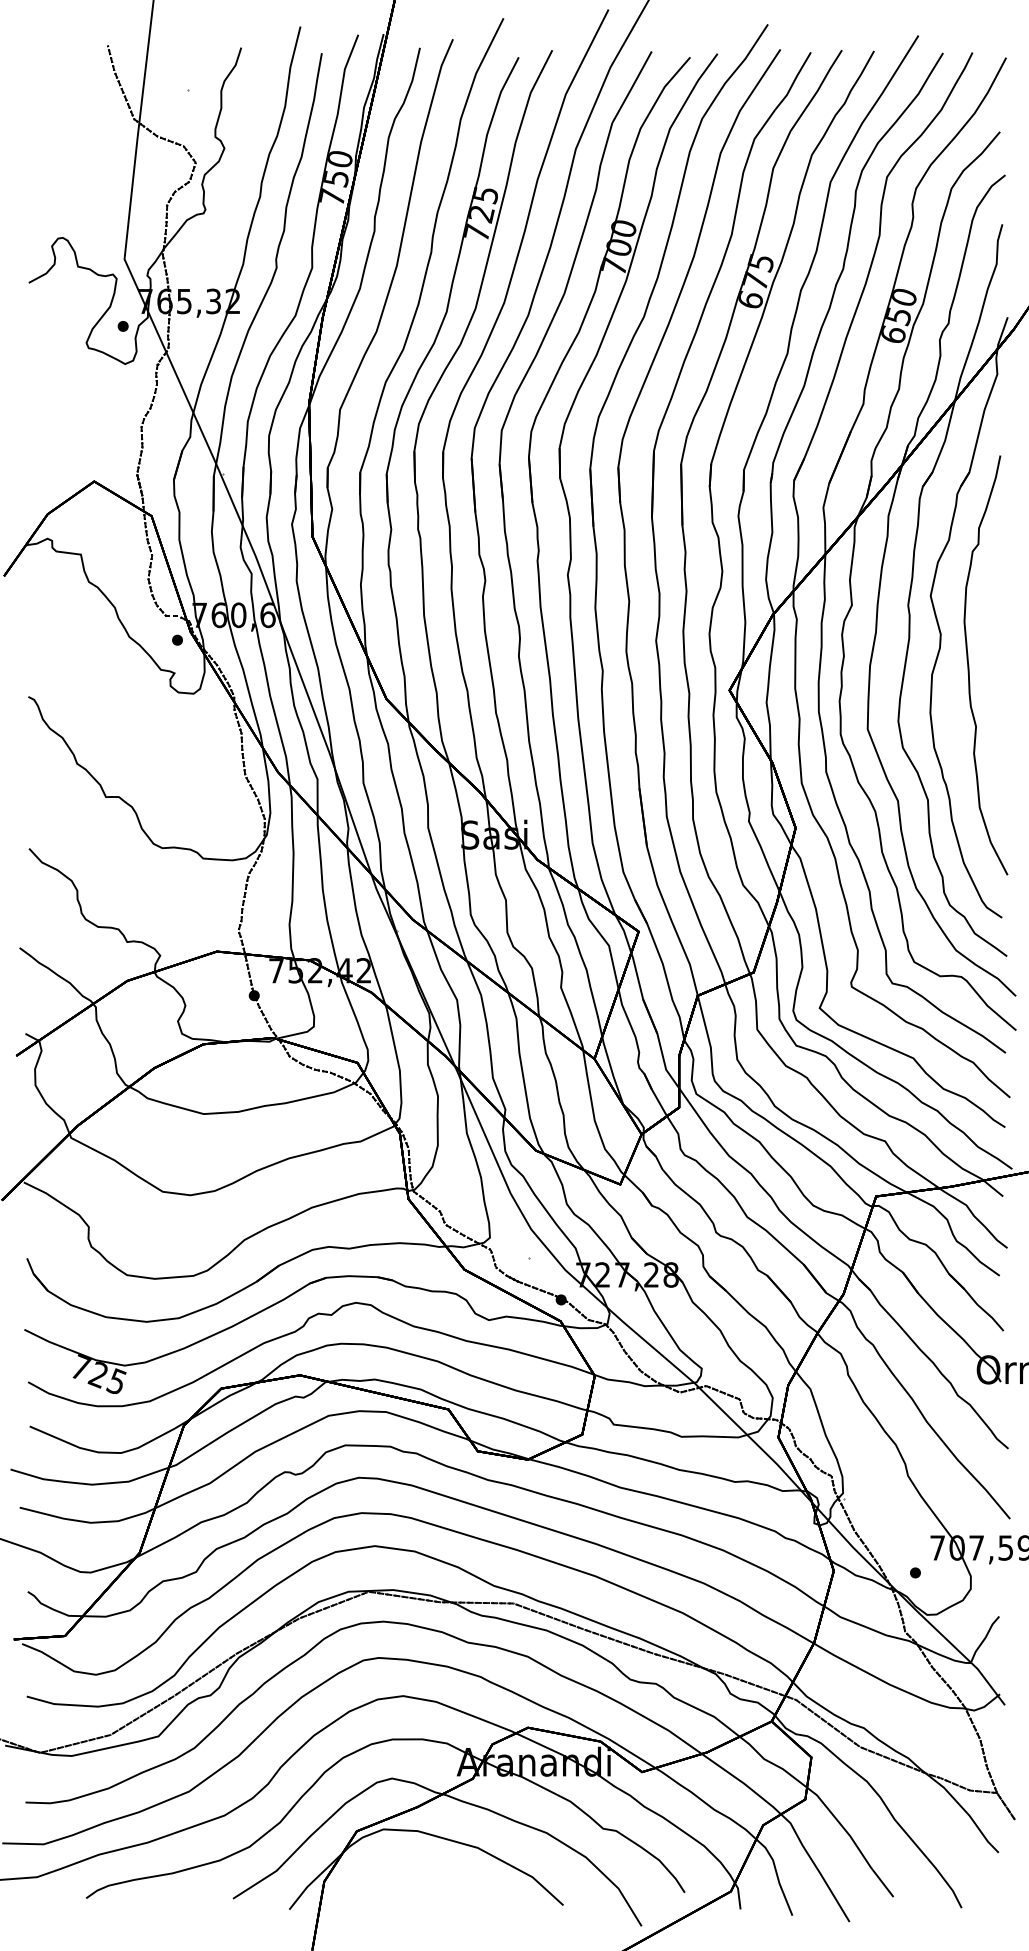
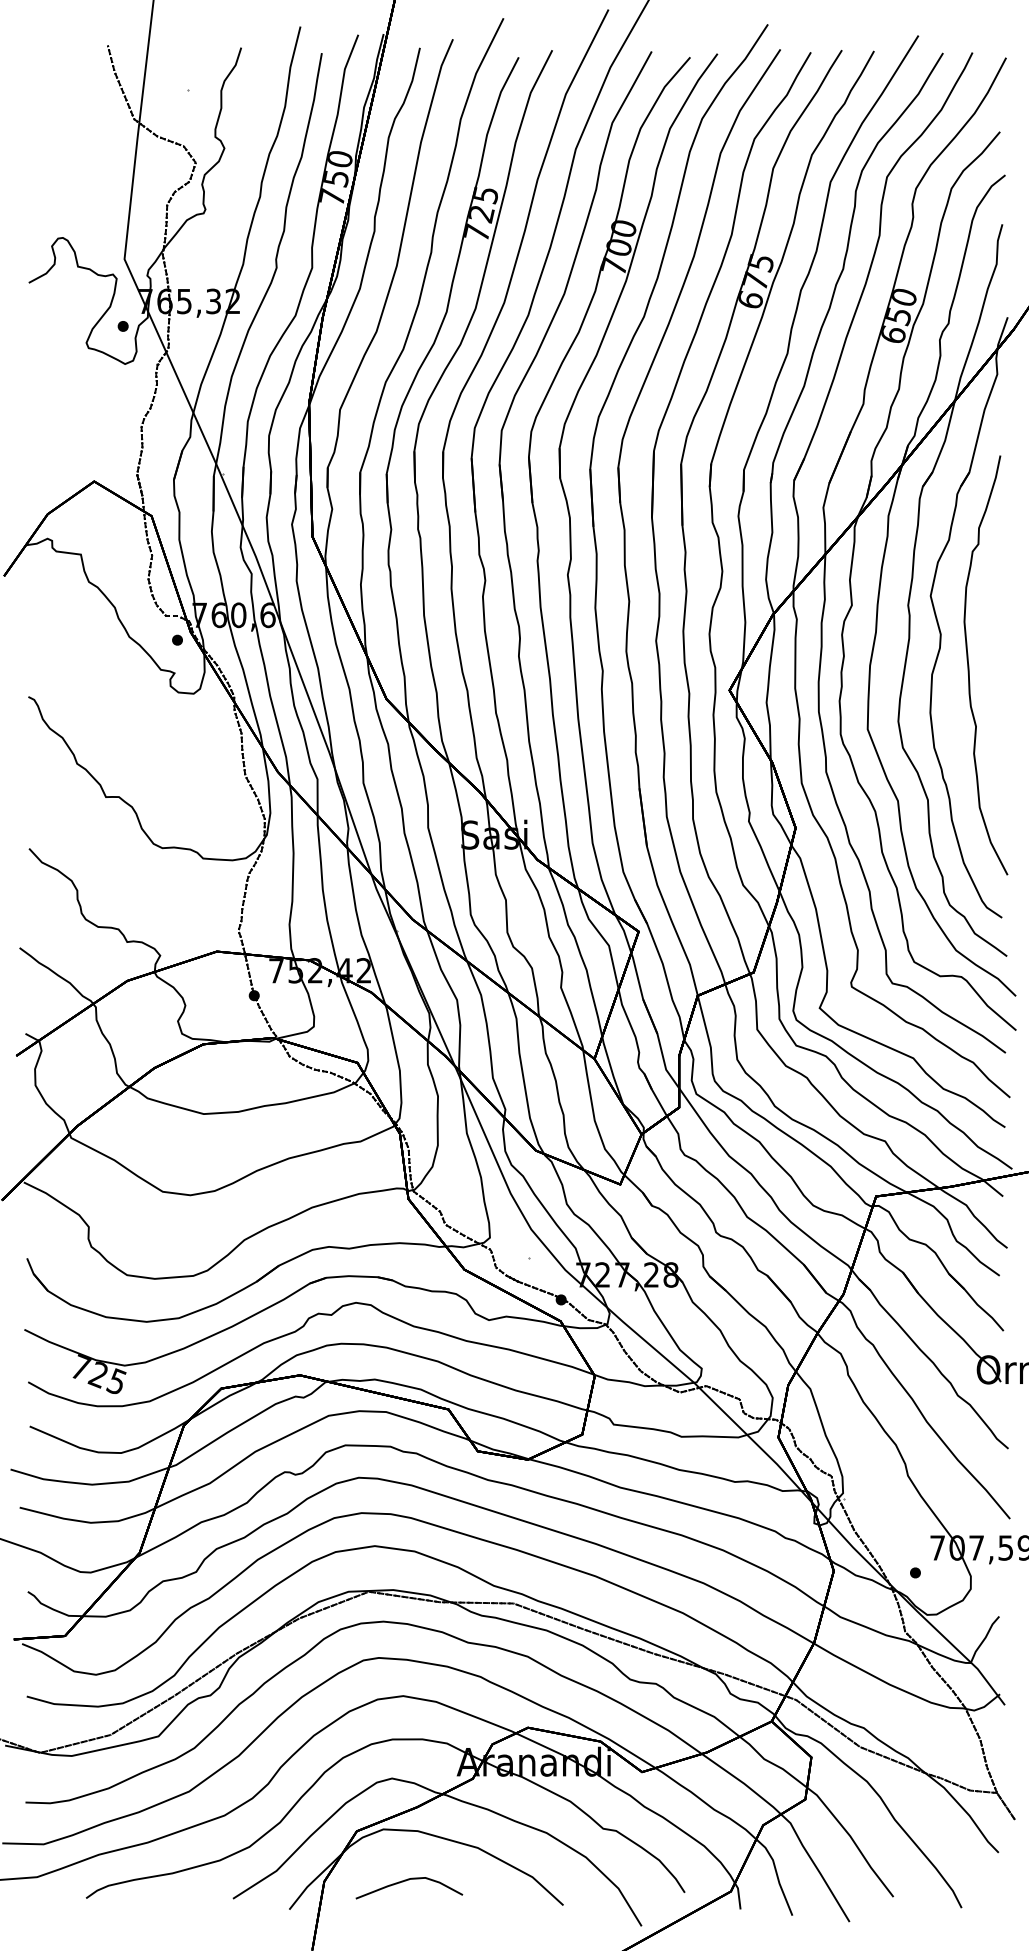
curve: none -> present (406, 1881)
